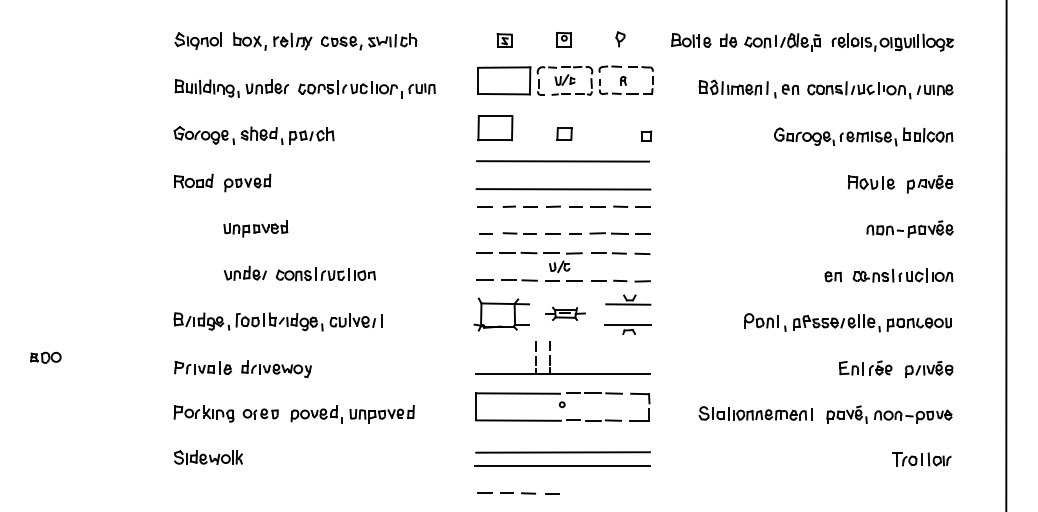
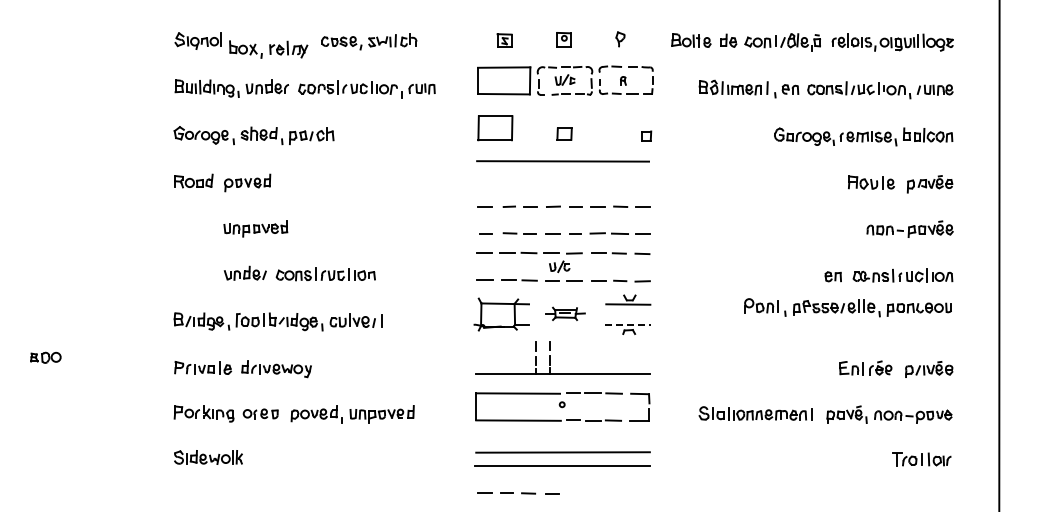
part position: (272, 41) -> (268, 49) (268, 49)
line: present -> none (563, 189)
line position: (1006, 255) -> (999, 255) (999, 255)
part position: (847, 322) -> (847, 307) (847, 307)
line: solid -> dashed (628, 325)
